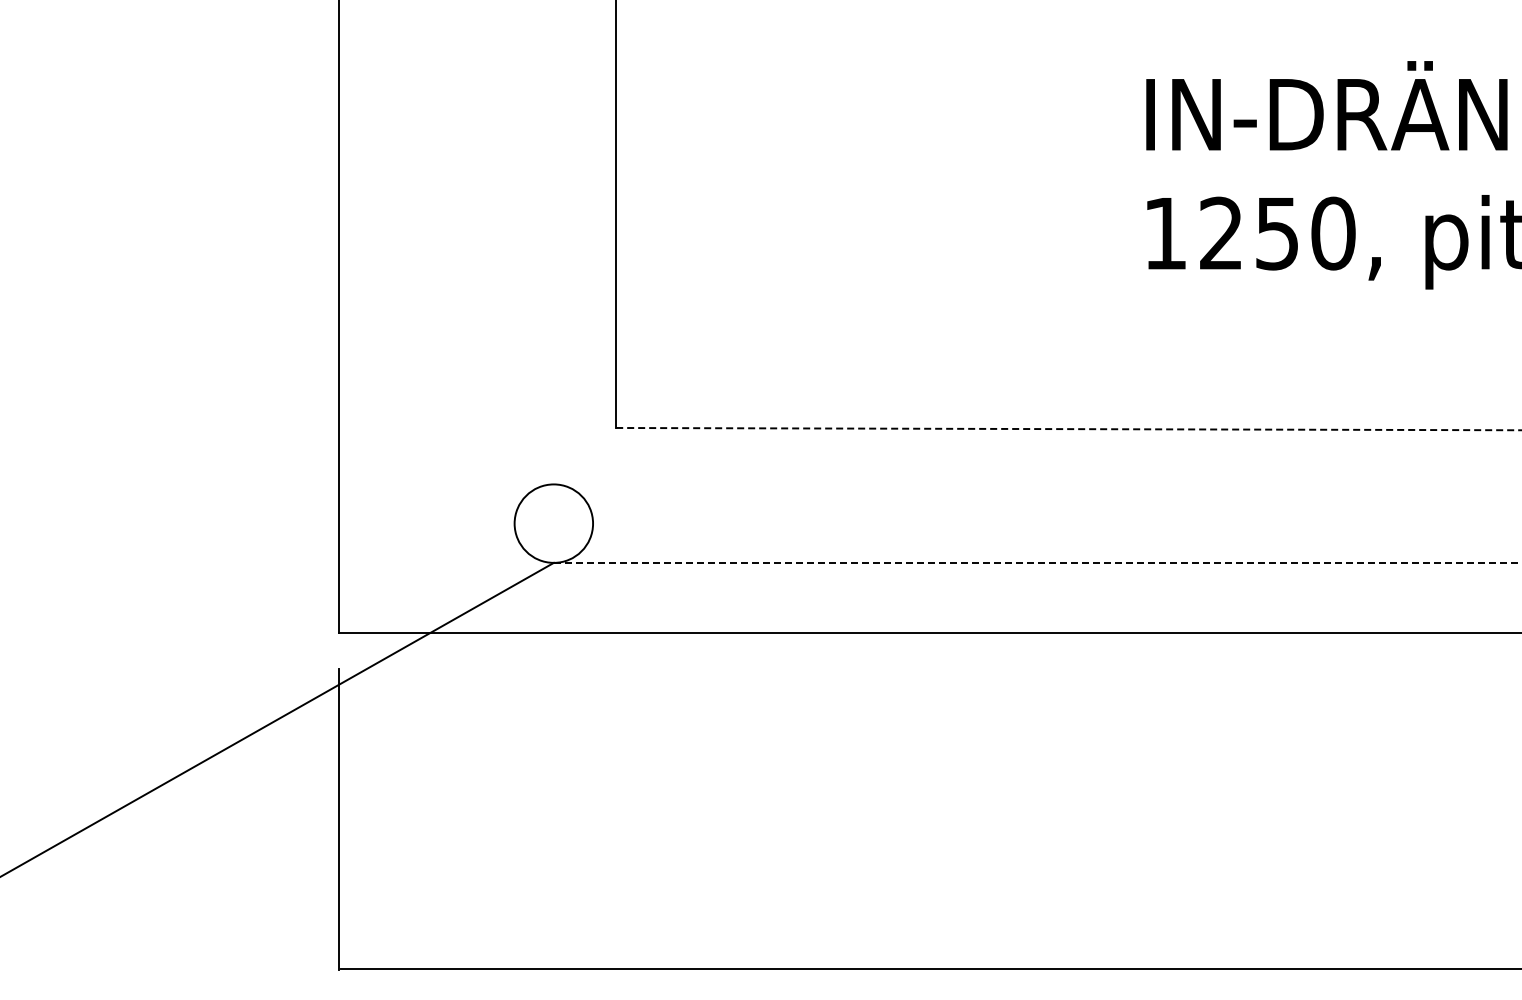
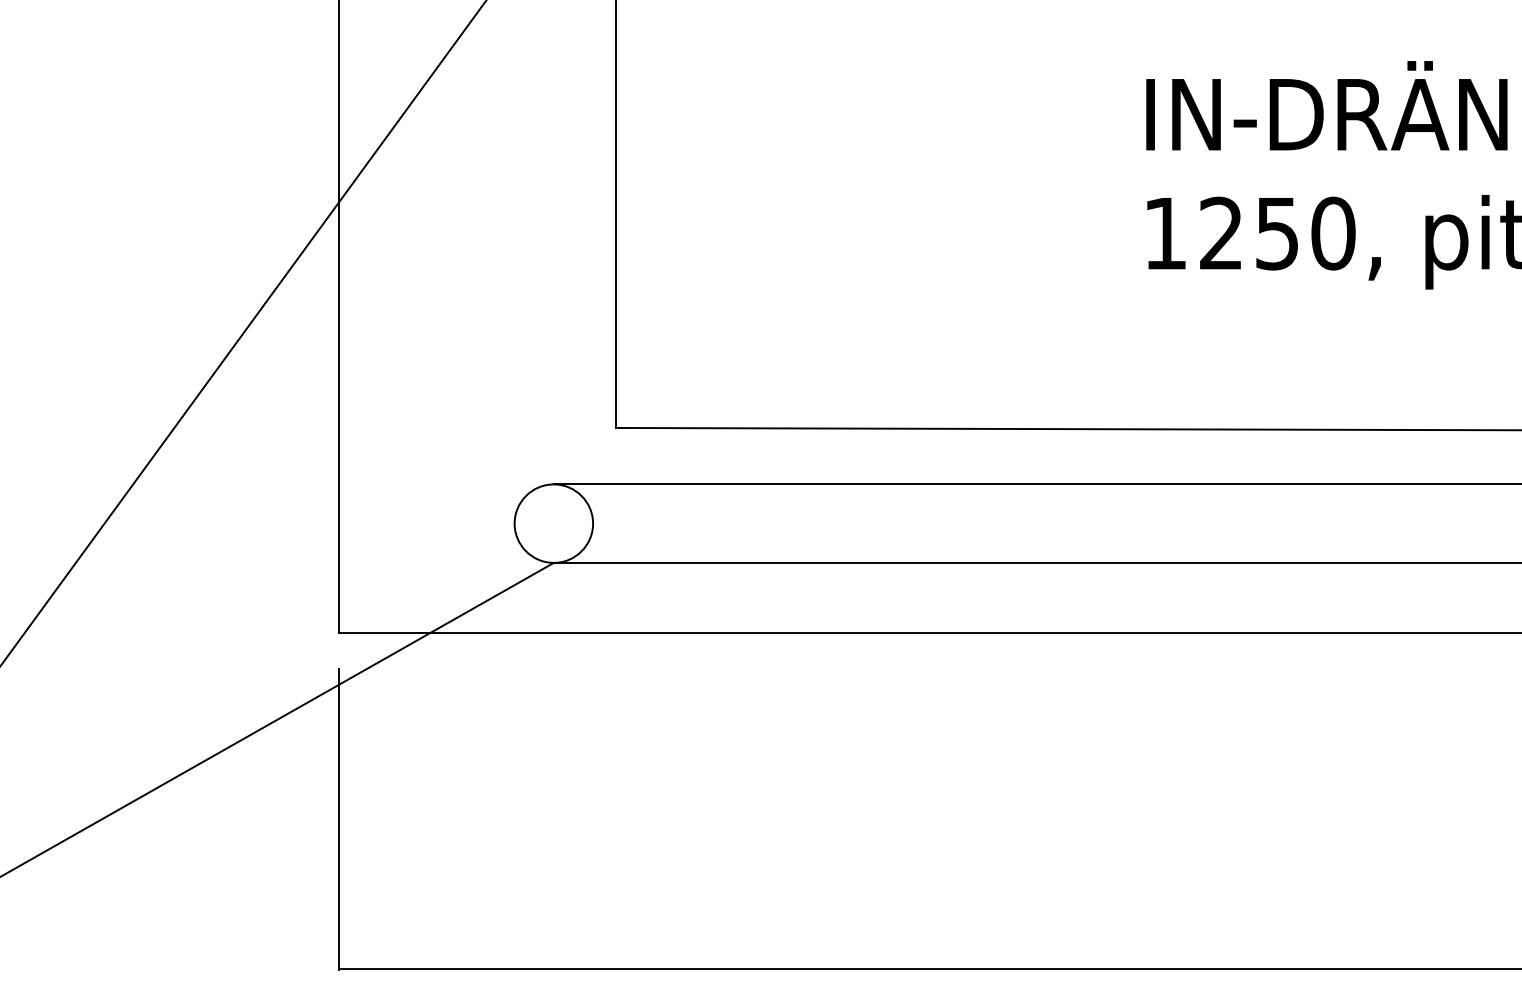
line: none -> present (243, 332)
line: dashed -> solid (1069, 429)
line: none -> present (1035, 484)
line: dashed -> solid (1037, 562)
